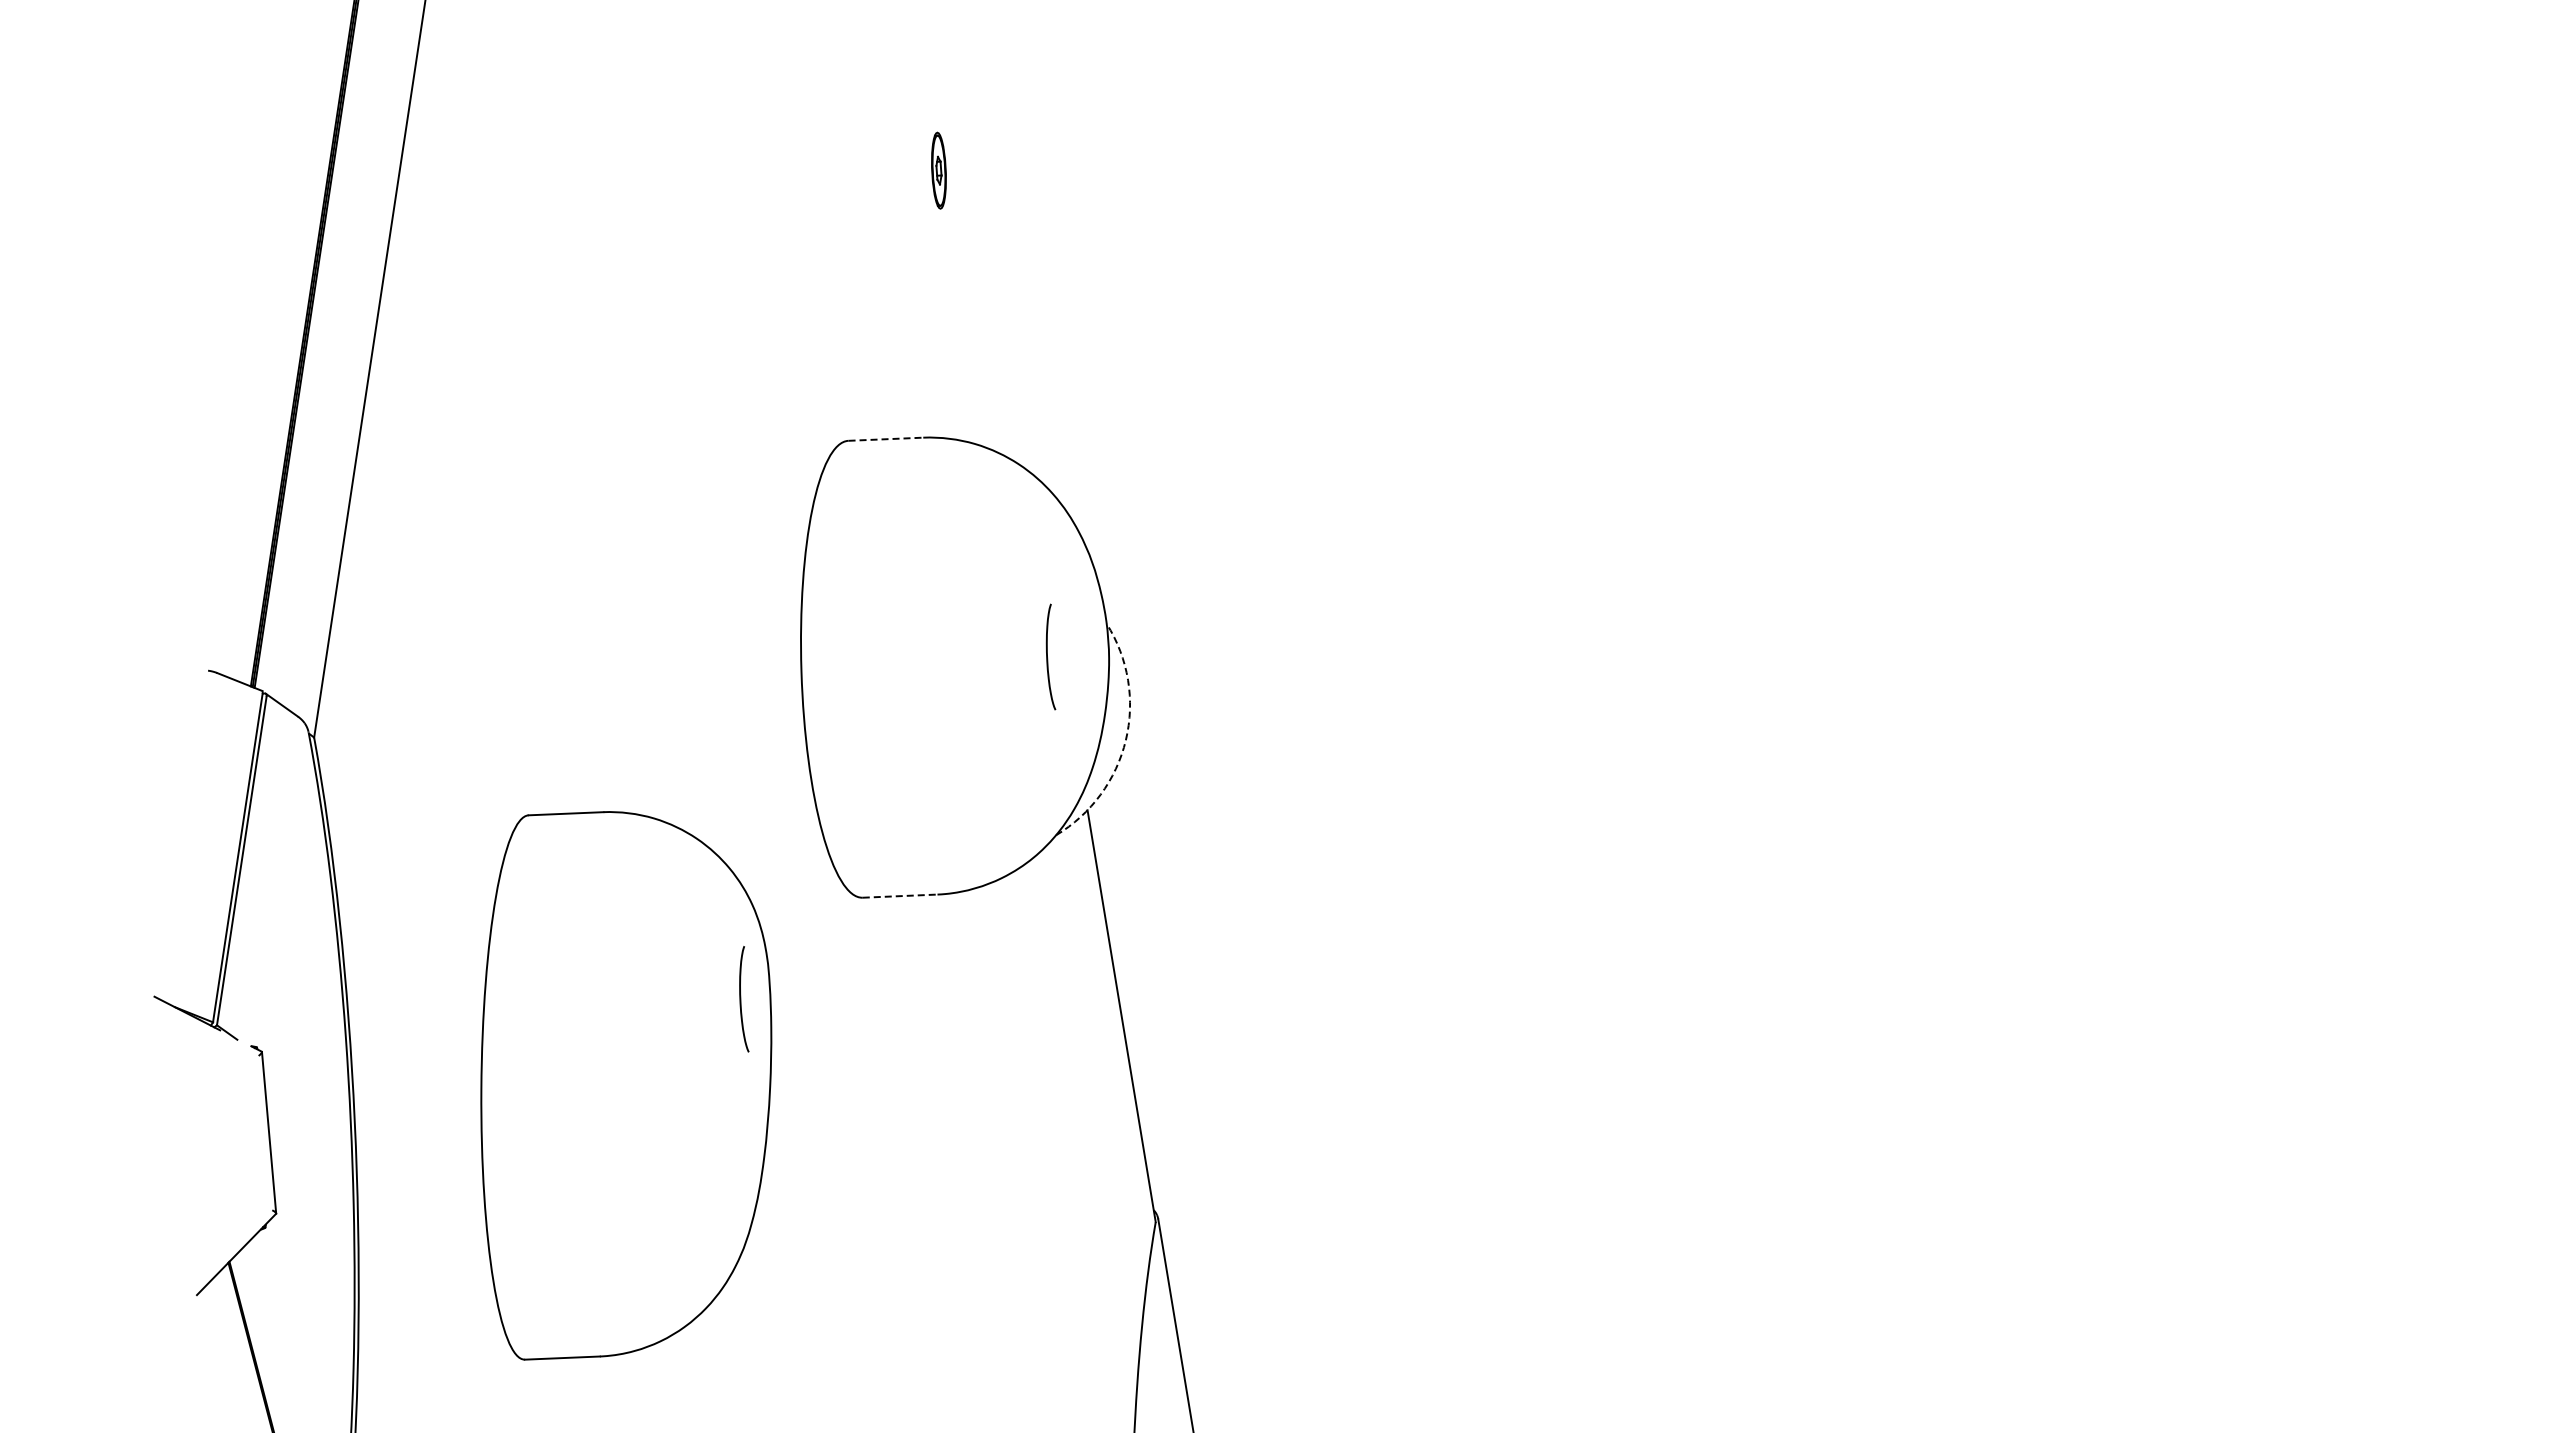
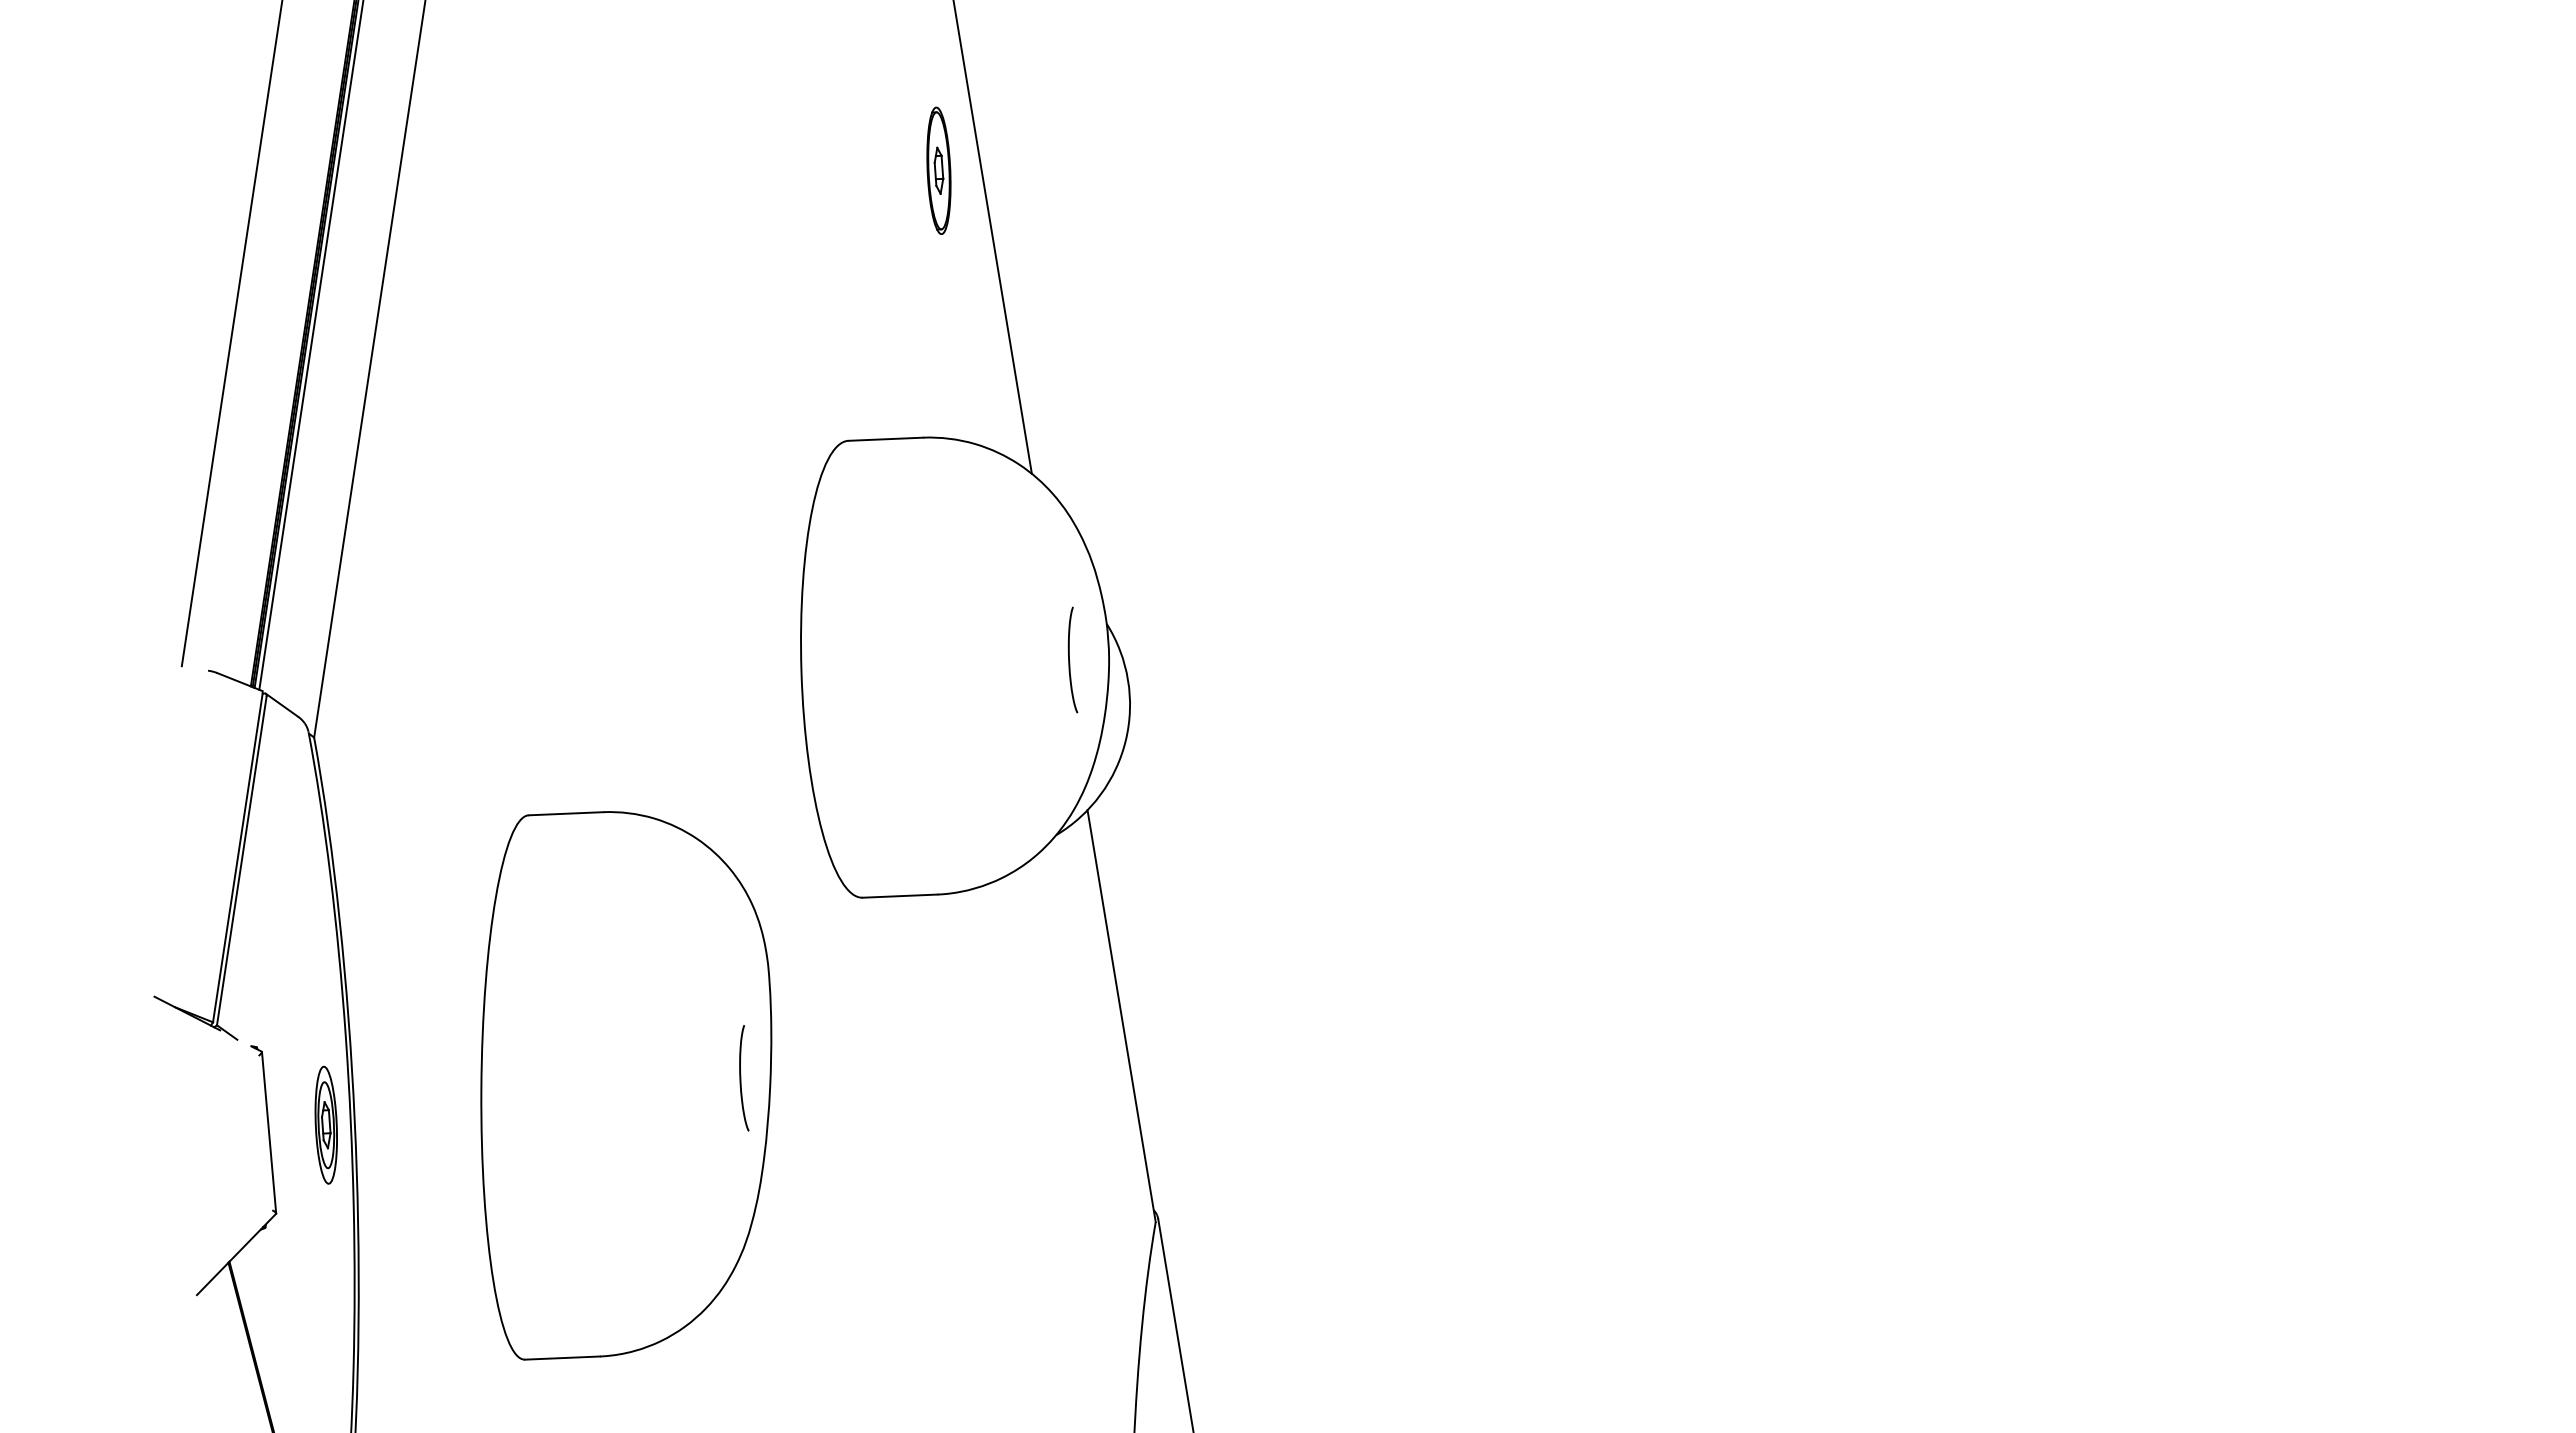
part size: 16x79 px -> 26x129 px (938, 170)
line: none -> present (992, 237)
line: none -> present (231, 334)
line: none -> present (311, 345)
line: dashed -> solid (886, 439)
curve position: (1048, 658) -> (1070, 661) (1070, 661)
arc: dashed -> solid (1125, 740)
line: dashed -> solid (900, 896)
curve position: (741, 999) -> (741, 1078) (741, 1078)
part: none -> present (325, 1124)
